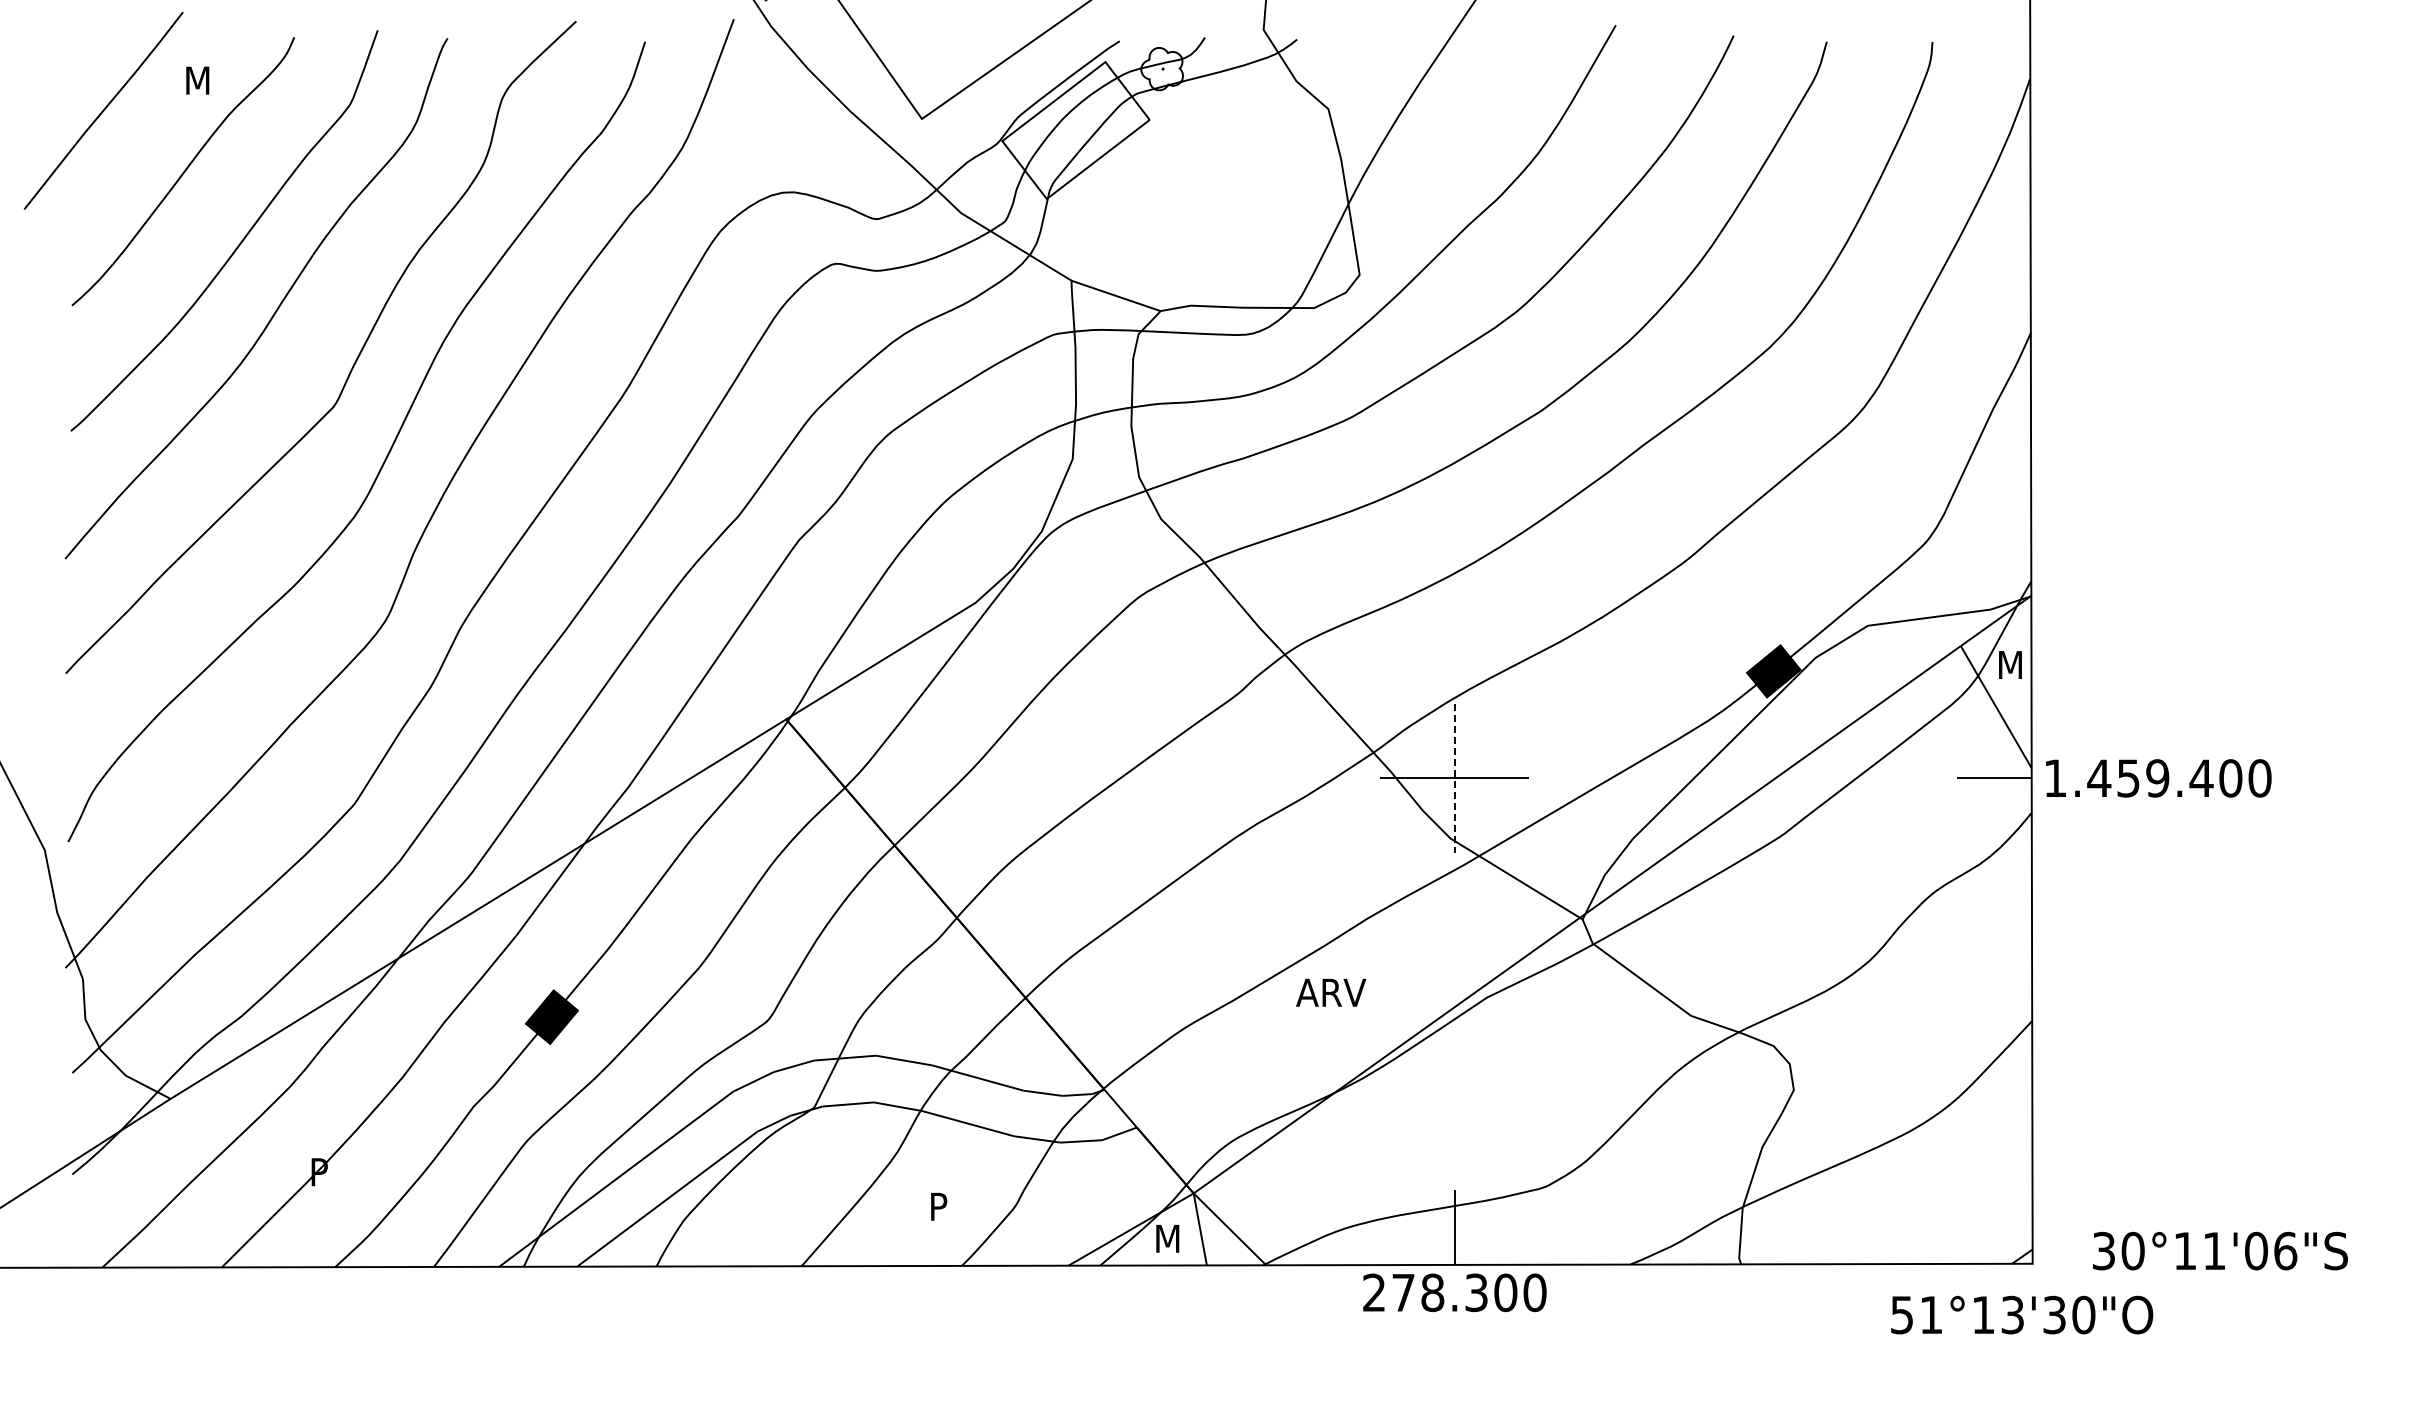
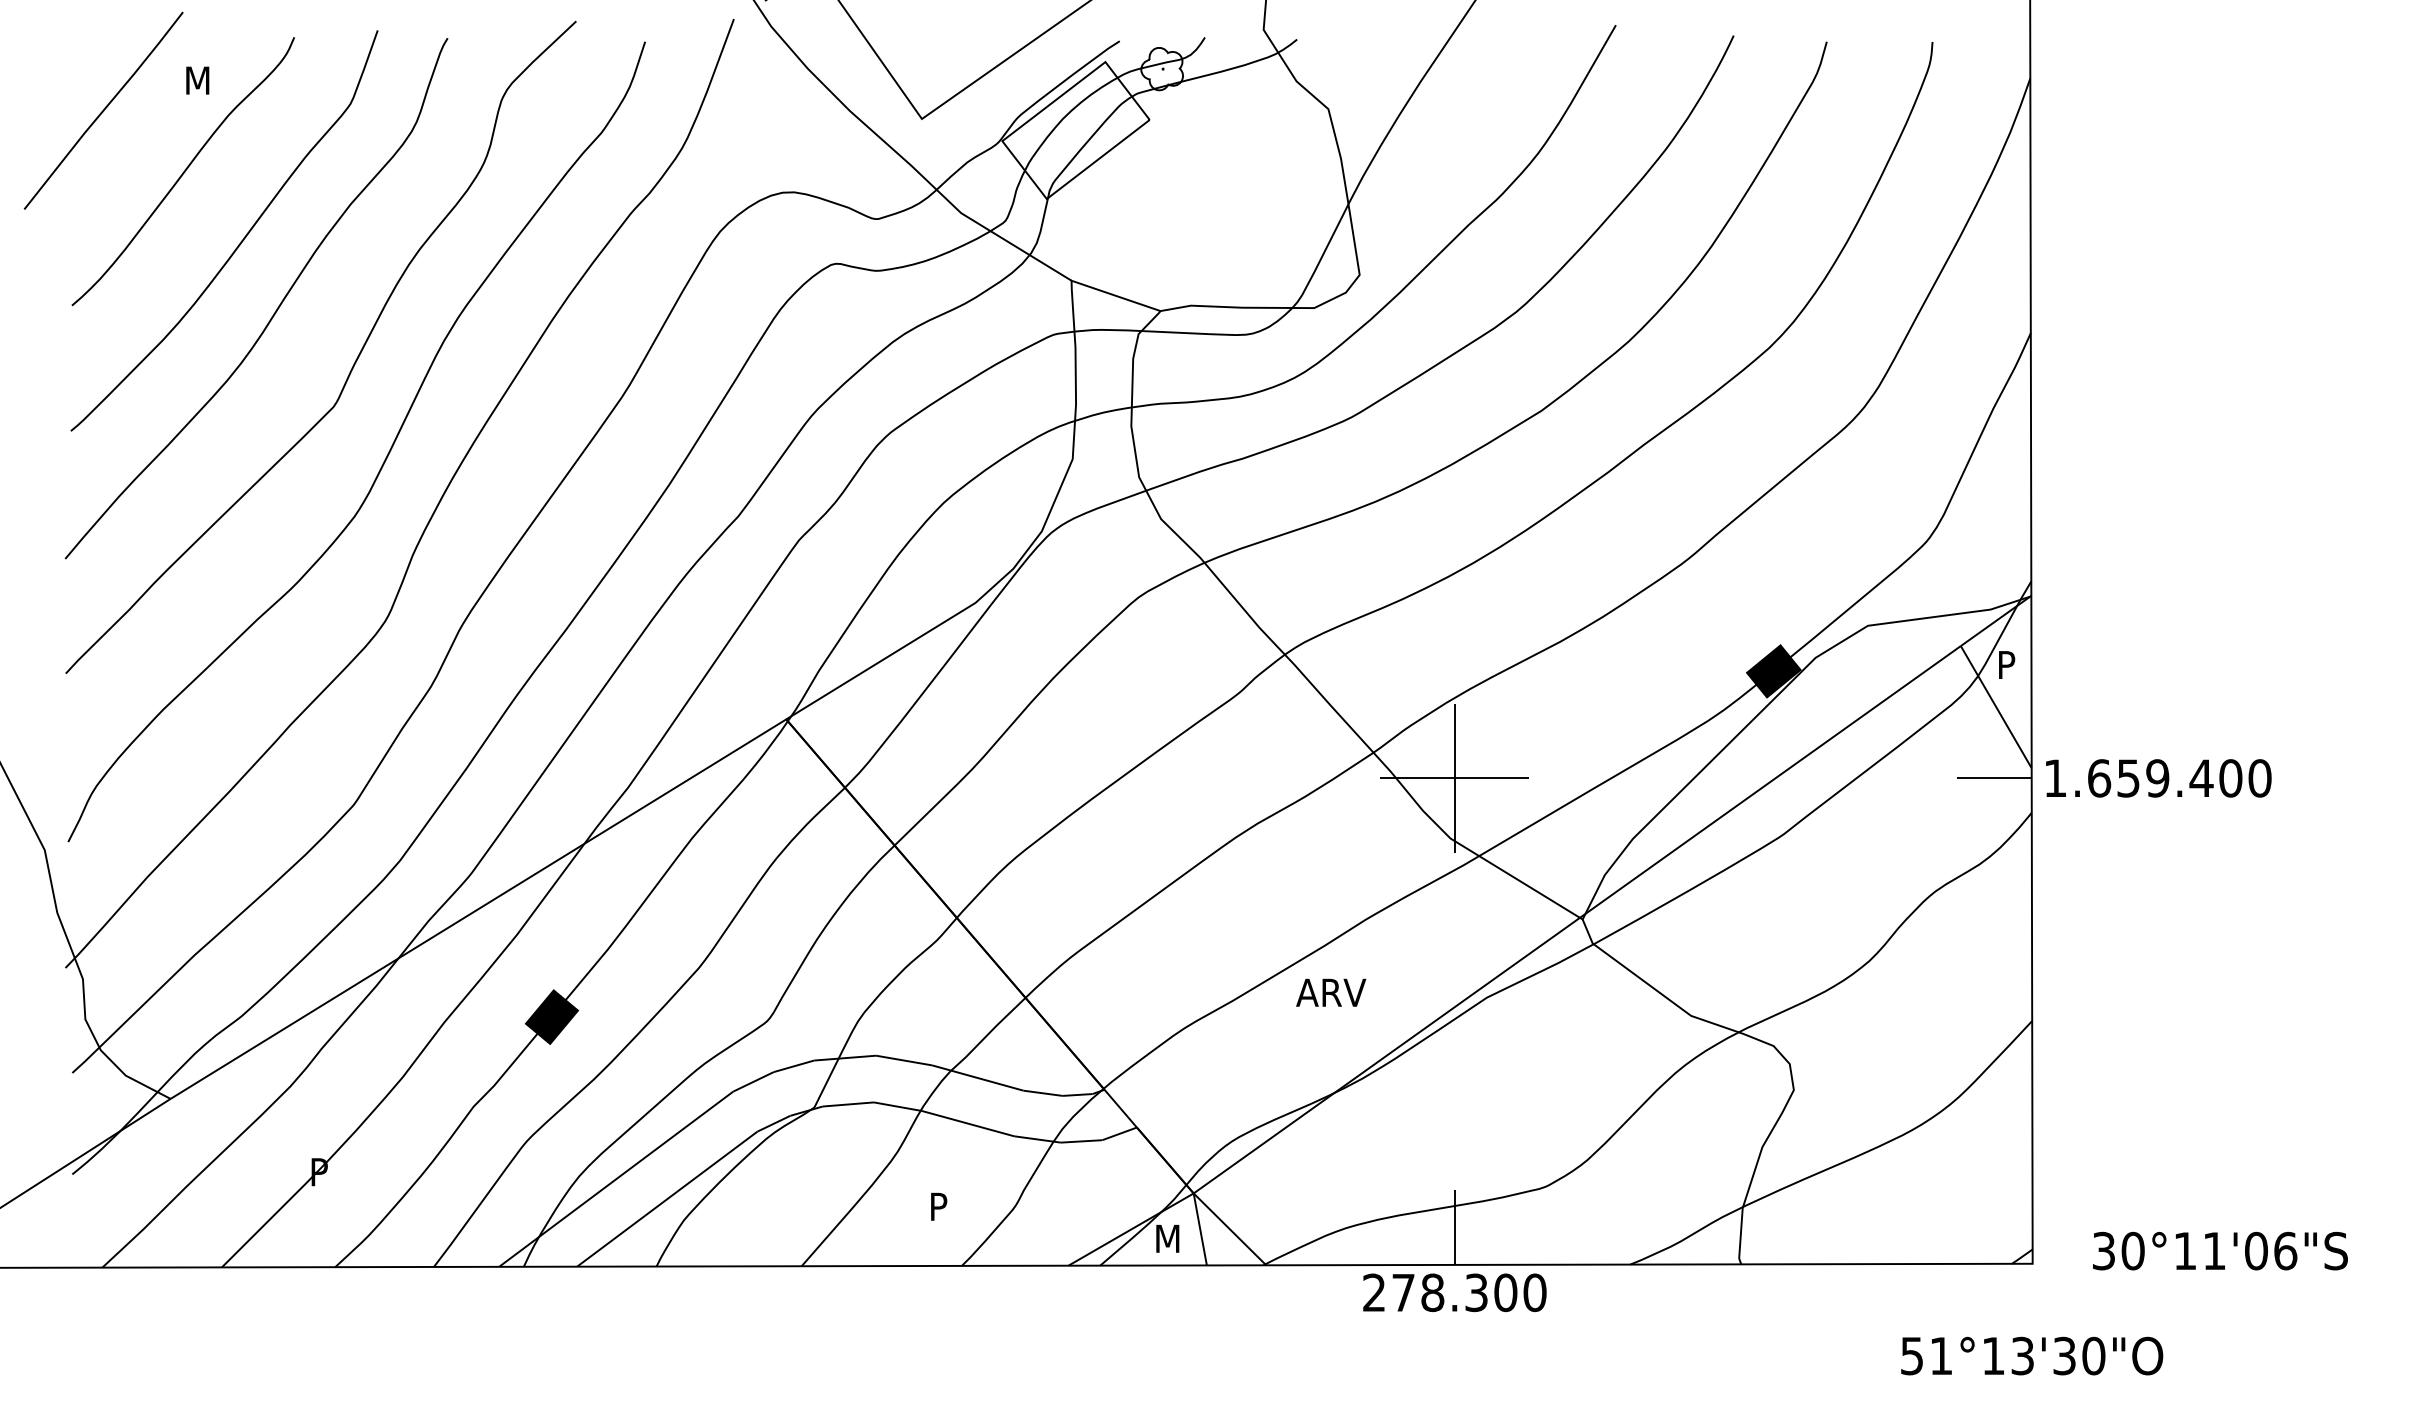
text: M -> P (2011, 664)
line: dashed -> solid (1454, 778)
text: 1.459.400 -> 1.659.400 (2099, 778)
text position: (2022, 1314) -> (2032, 1355) (2032, 1355)
